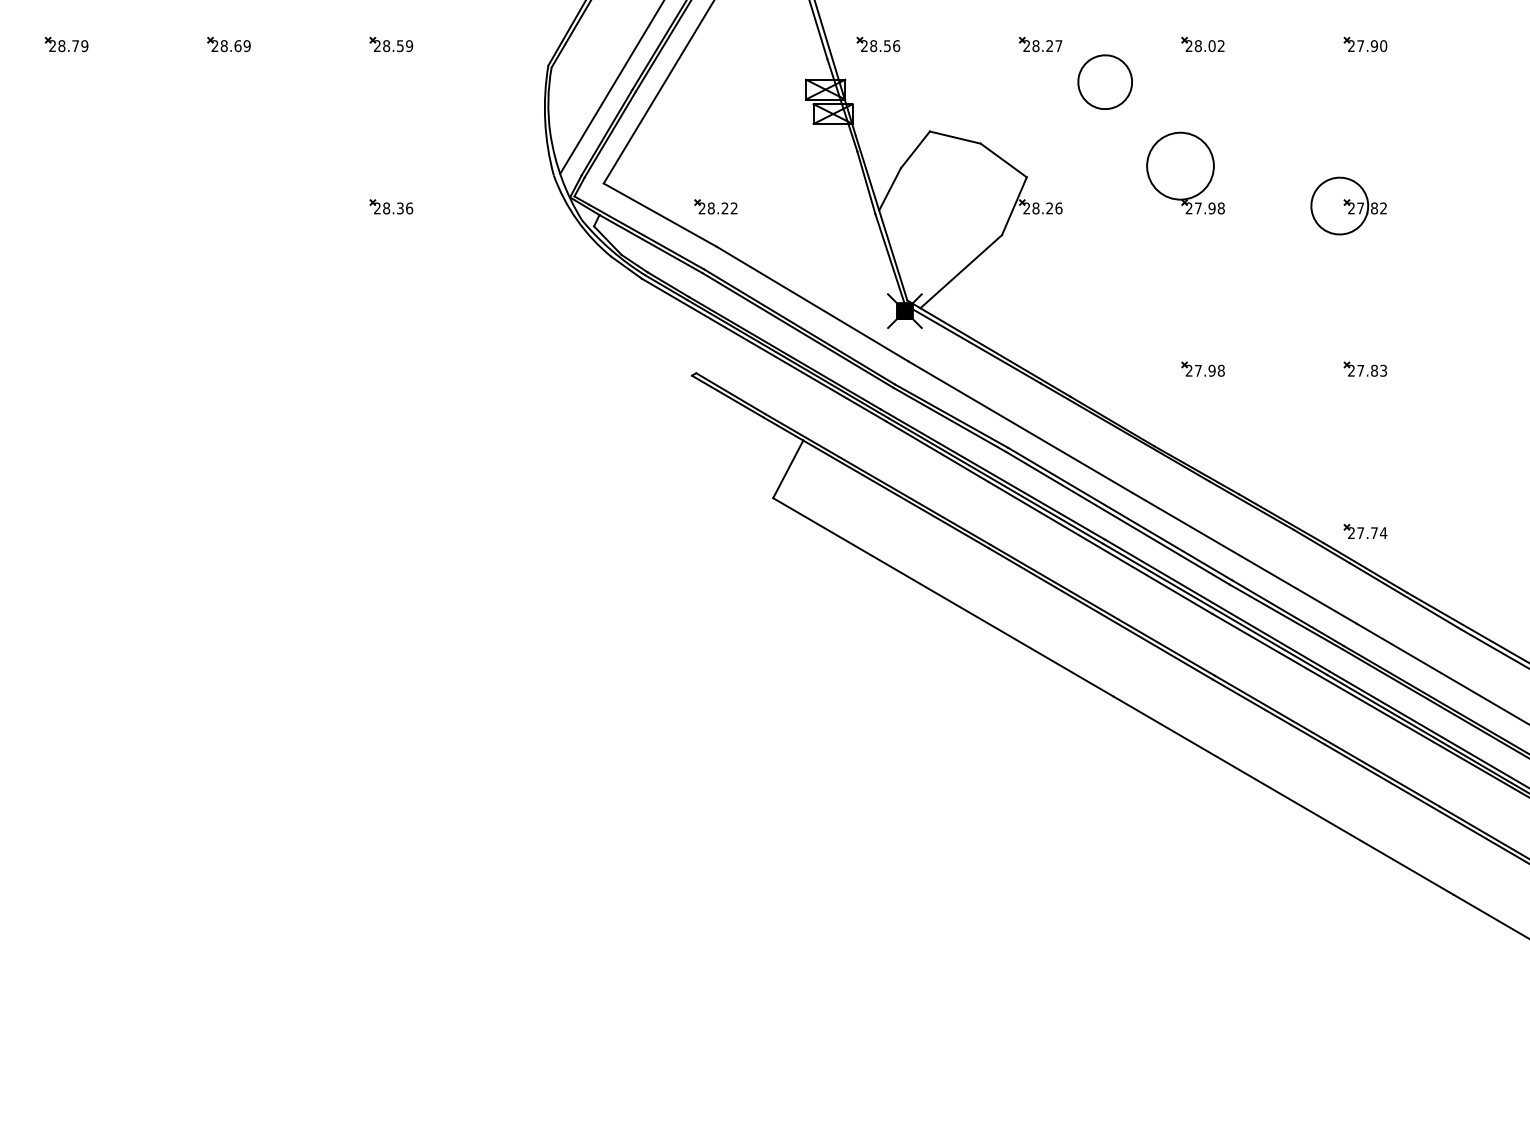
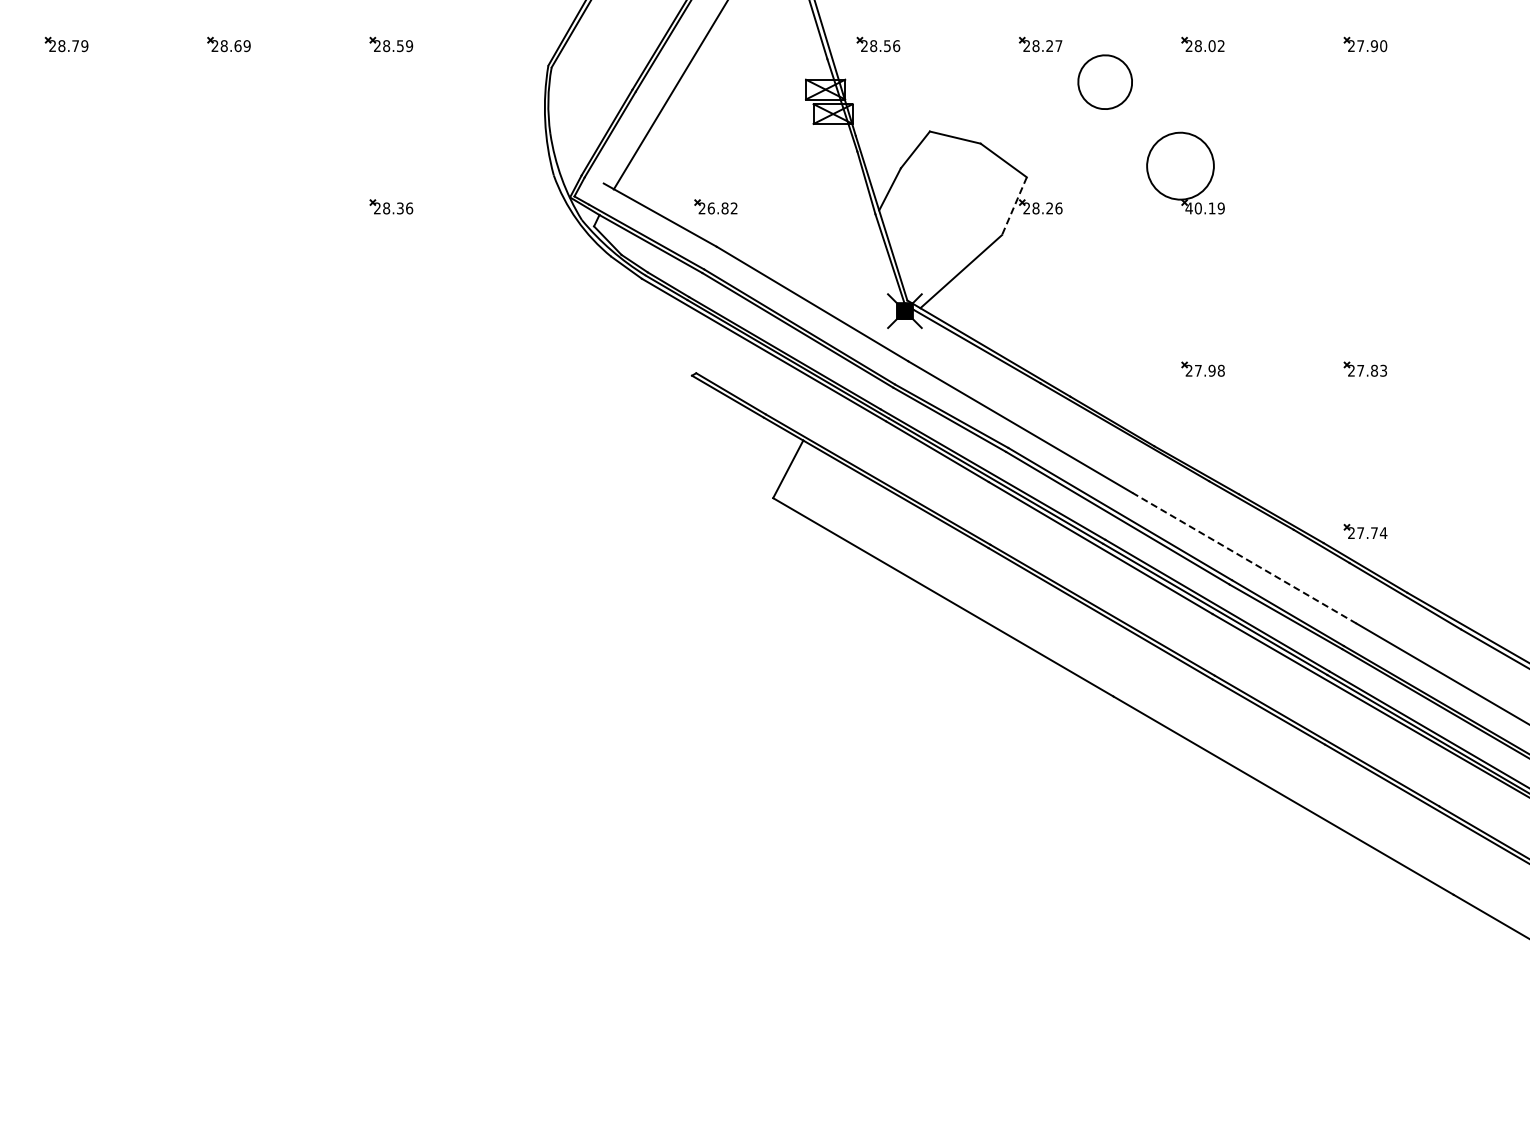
line: present -> none (611, 87)
line position: (658, 92) -> (669, 95) (669, 95)
part: present -> none (1348, 205)
line: solid -> dashed (1014, 206)
text: 28.22 -> 26.82 (717, 208)
text: 27.98 -> 40.19 (1204, 208)
line: solid -> dashed (1244, 558)
